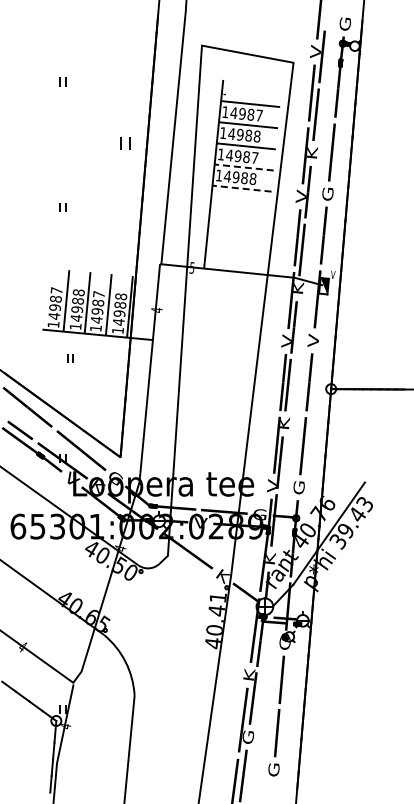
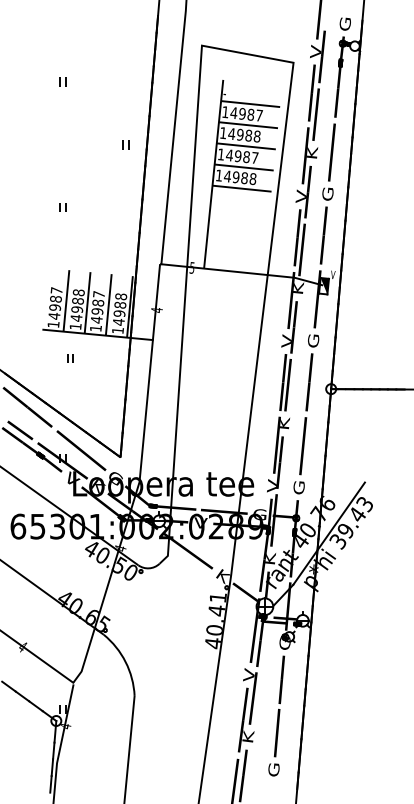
part size: 11x13 px -> 8x10 px (125, 144)
line: dashed -> solid (244, 167)
line: dashed -> solid (242, 188)
text: V -> G (313, 340)
text: K -> V (249, 674)
text: G -> K (248, 736)
